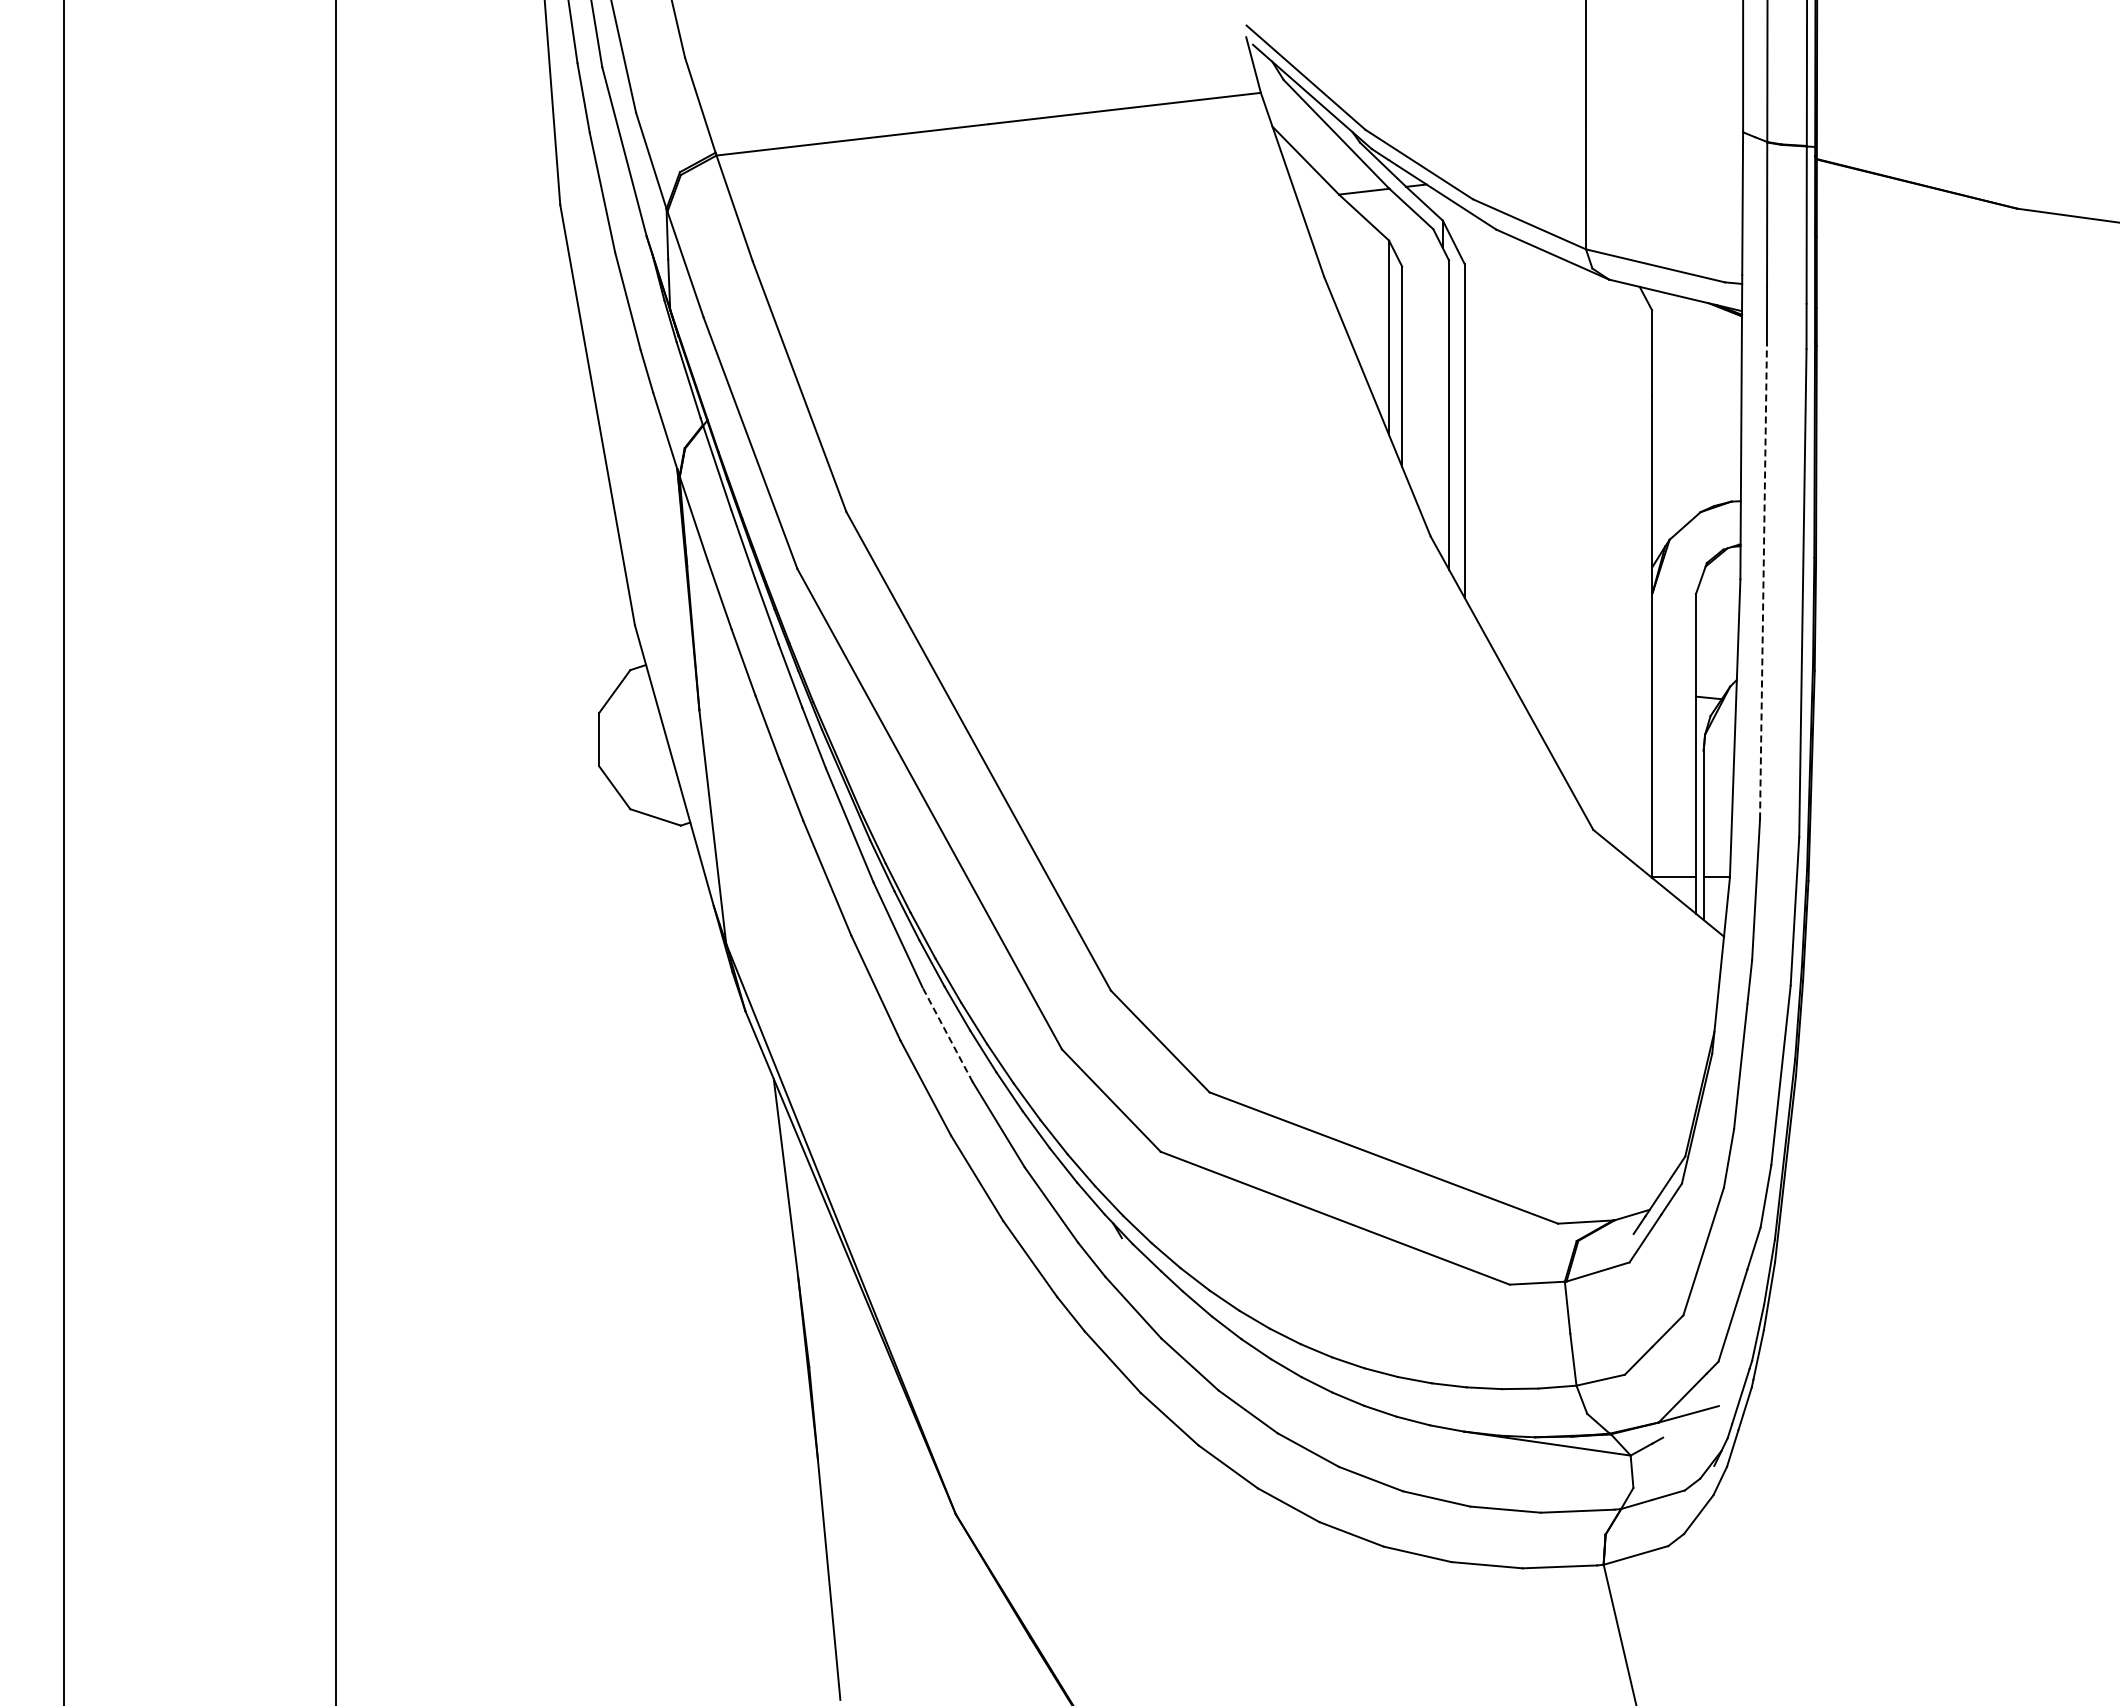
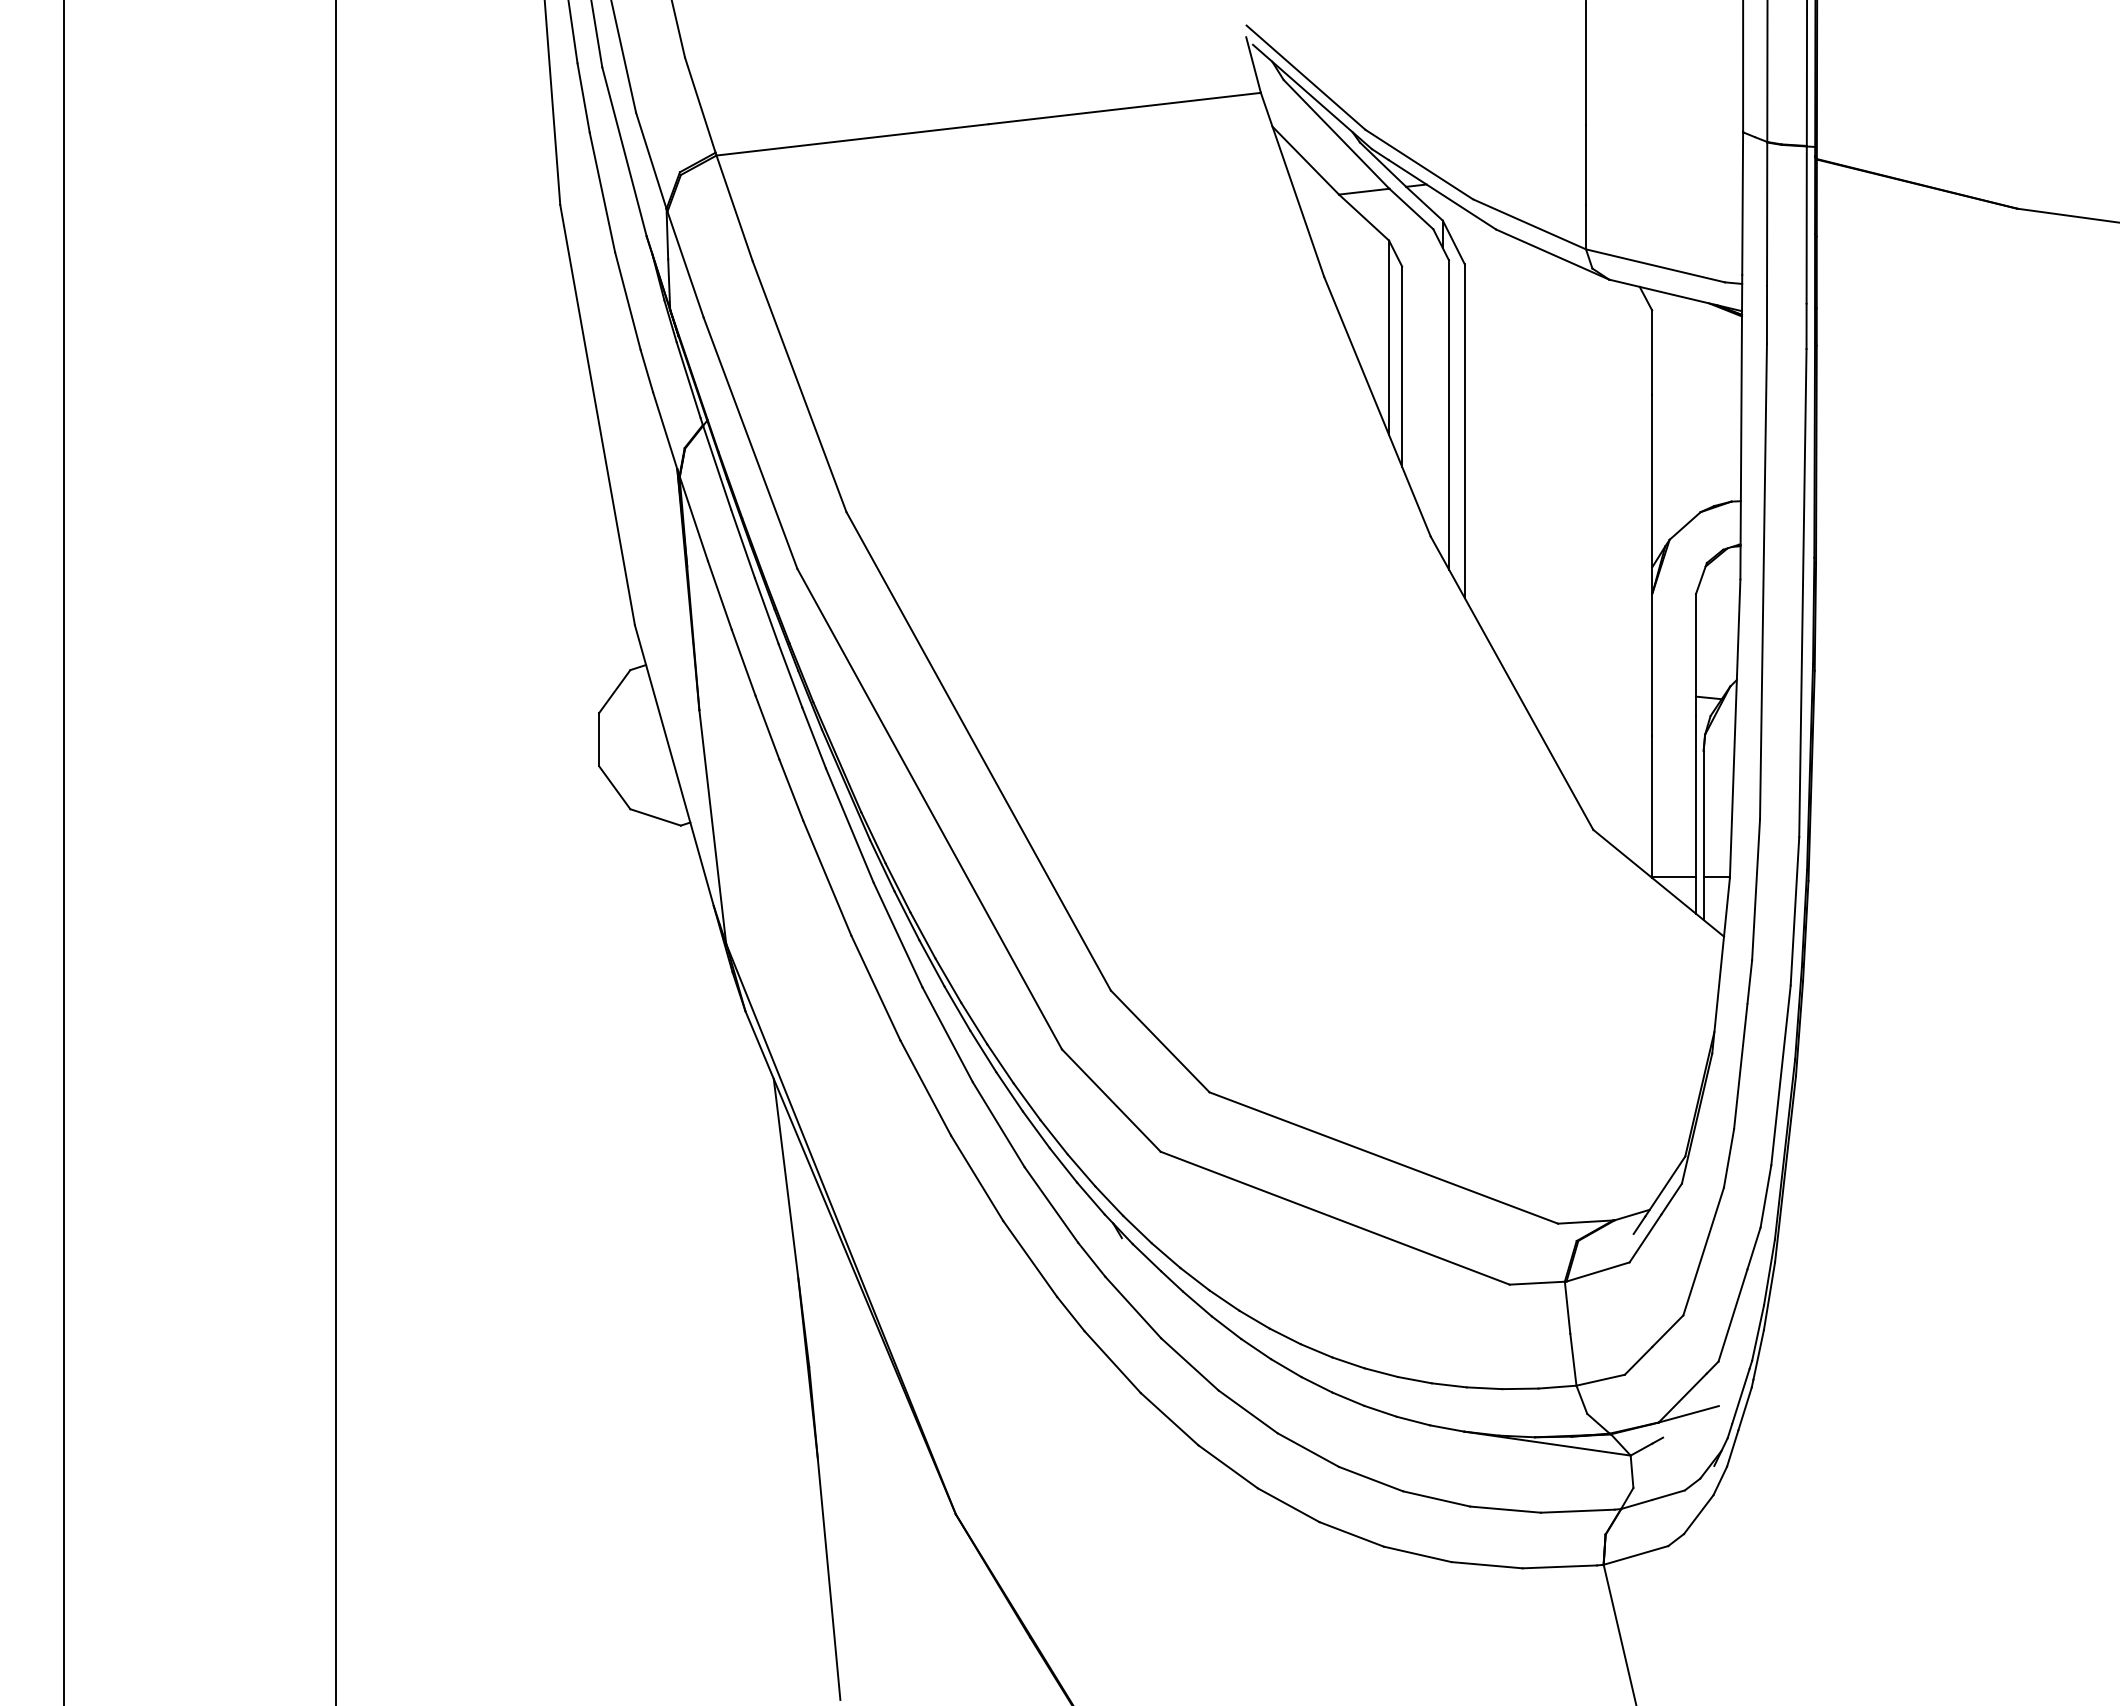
line: dashed -> solid (1763, 581)
line: dashed -> solid (947, 1034)
